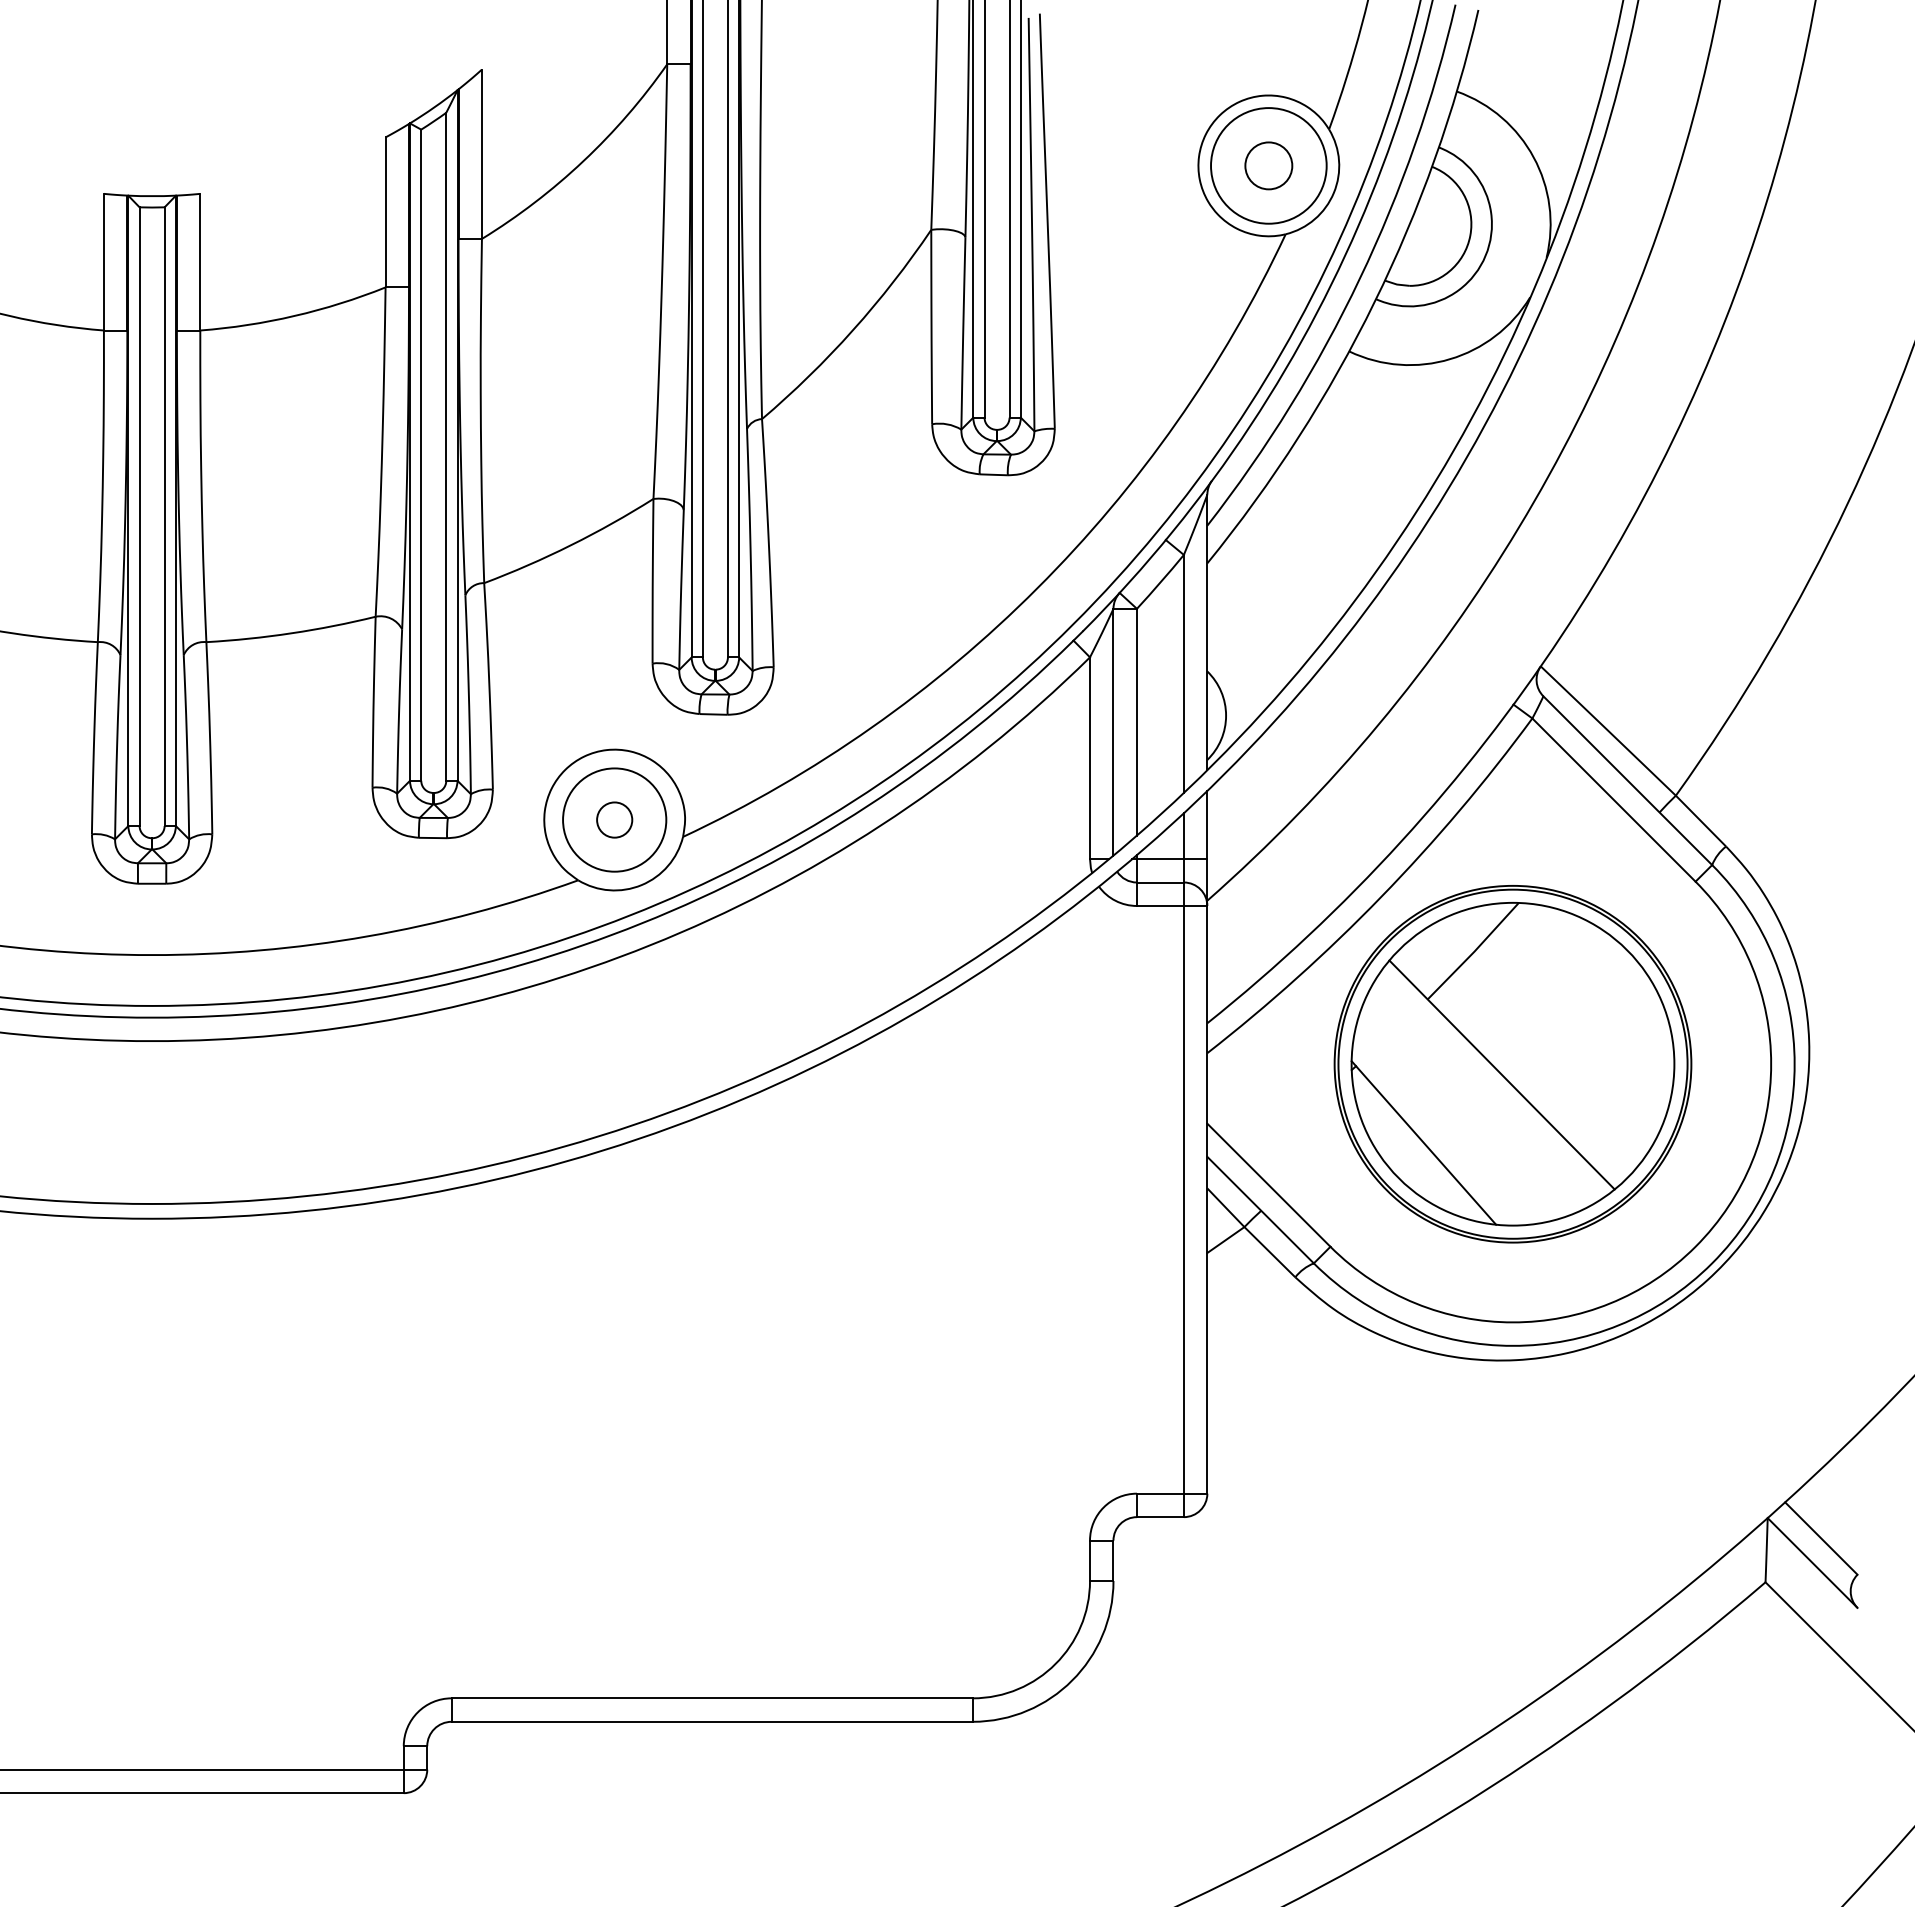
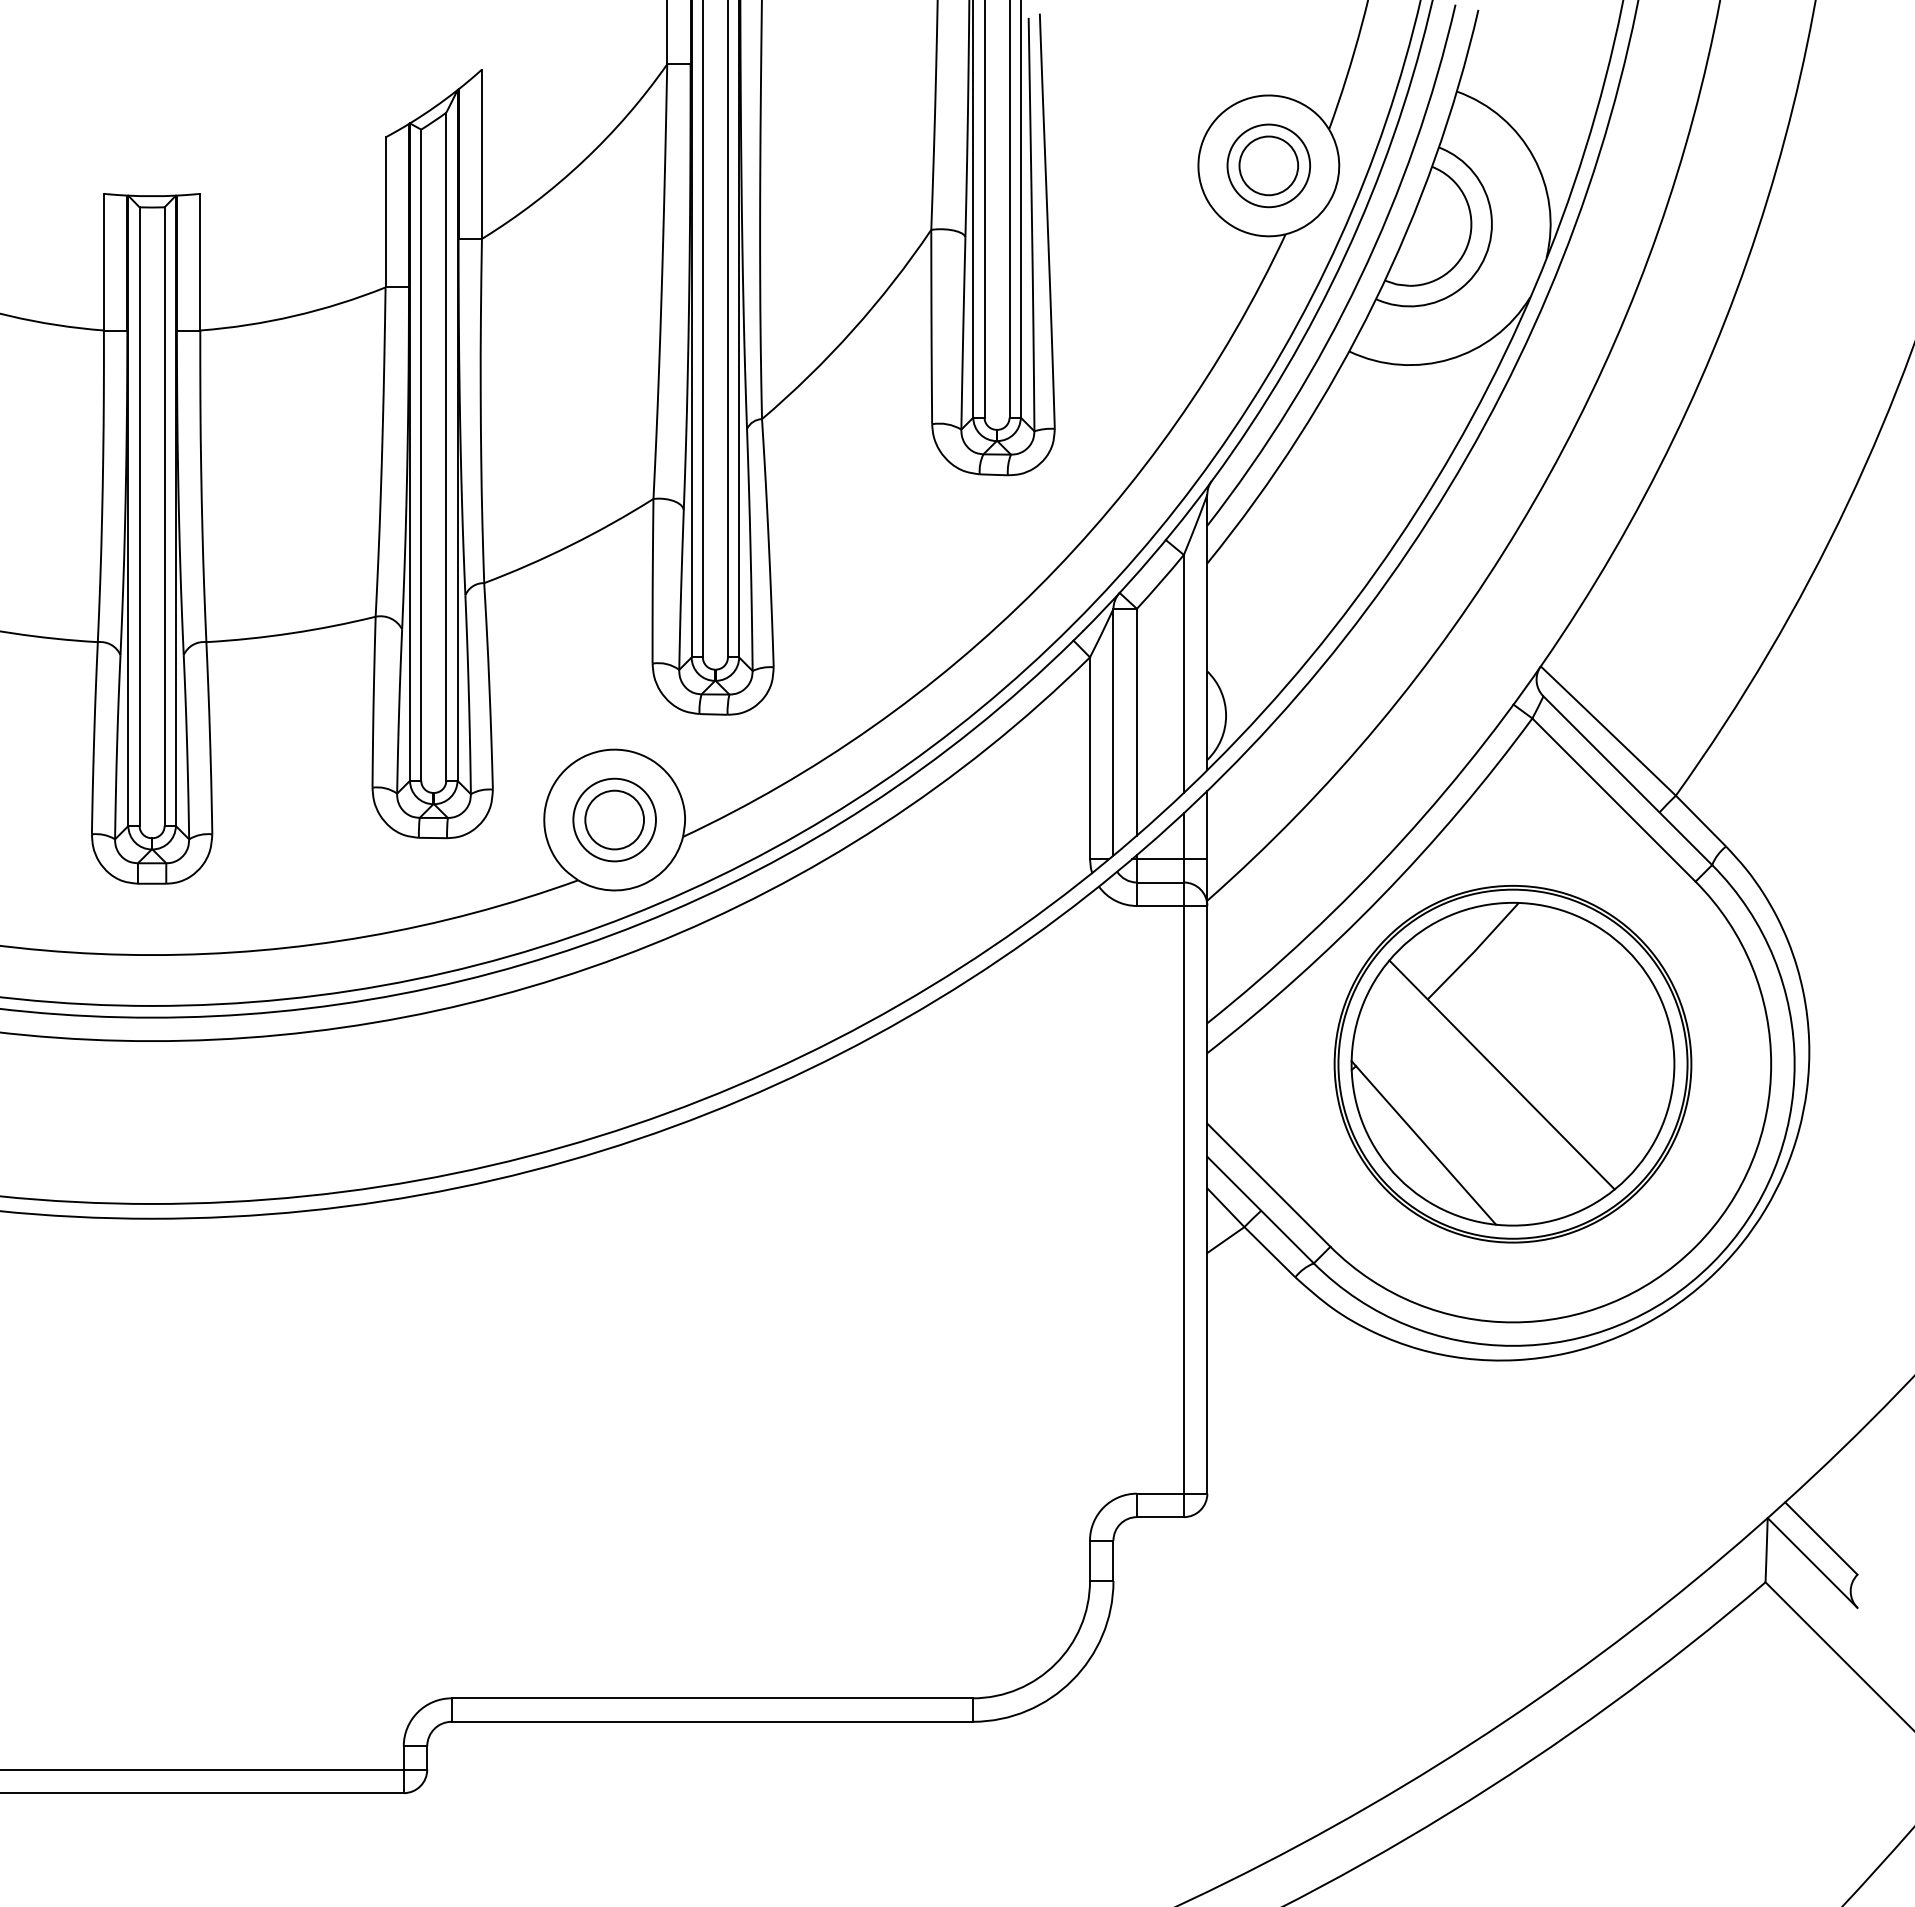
circle diameter: 116 px -> 83 px (1268, 165)
circle diameter: 47 px -> 59 px (1268, 165)
circle diameter: 103 px -> 83 px (614, 819)
circle diameter: 35 px -> 59 px (614, 819)
